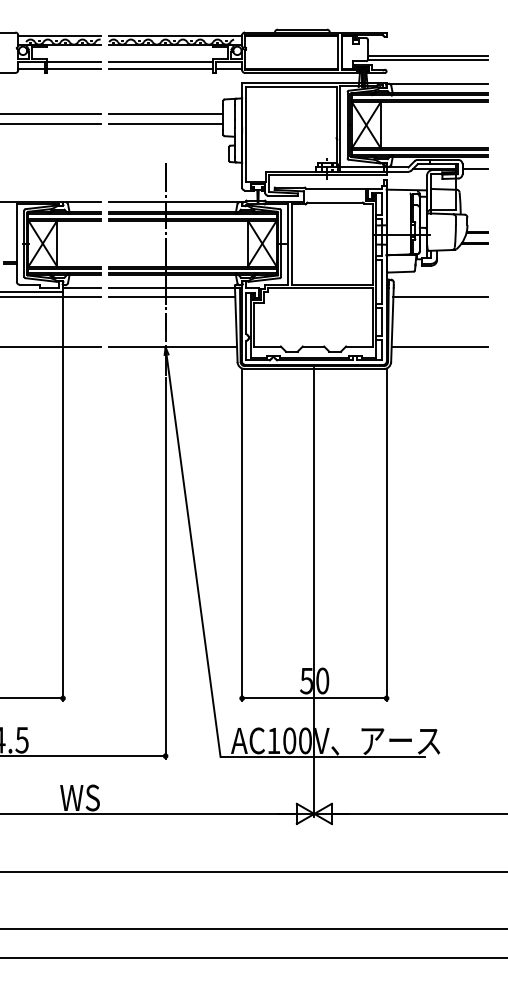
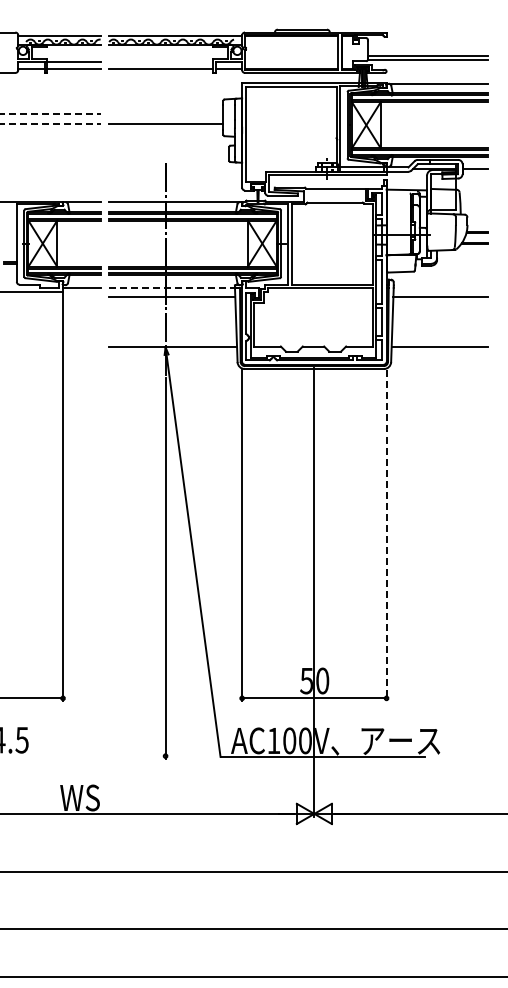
line: present -> none (161, 61)
line: solid -> dashed (50, 114)
line: present -> none (166, 114)
line: solid -> dashed (50, 124)
line: solid -> dashed (176, 287)
line: present -> none (51, 296)
line: present -> none (51, 347)
line: solid -> dashed (386, 536)
line: present -> none (83, 756)
line position: (253, 958) -> (253, 977) (253, 977)
